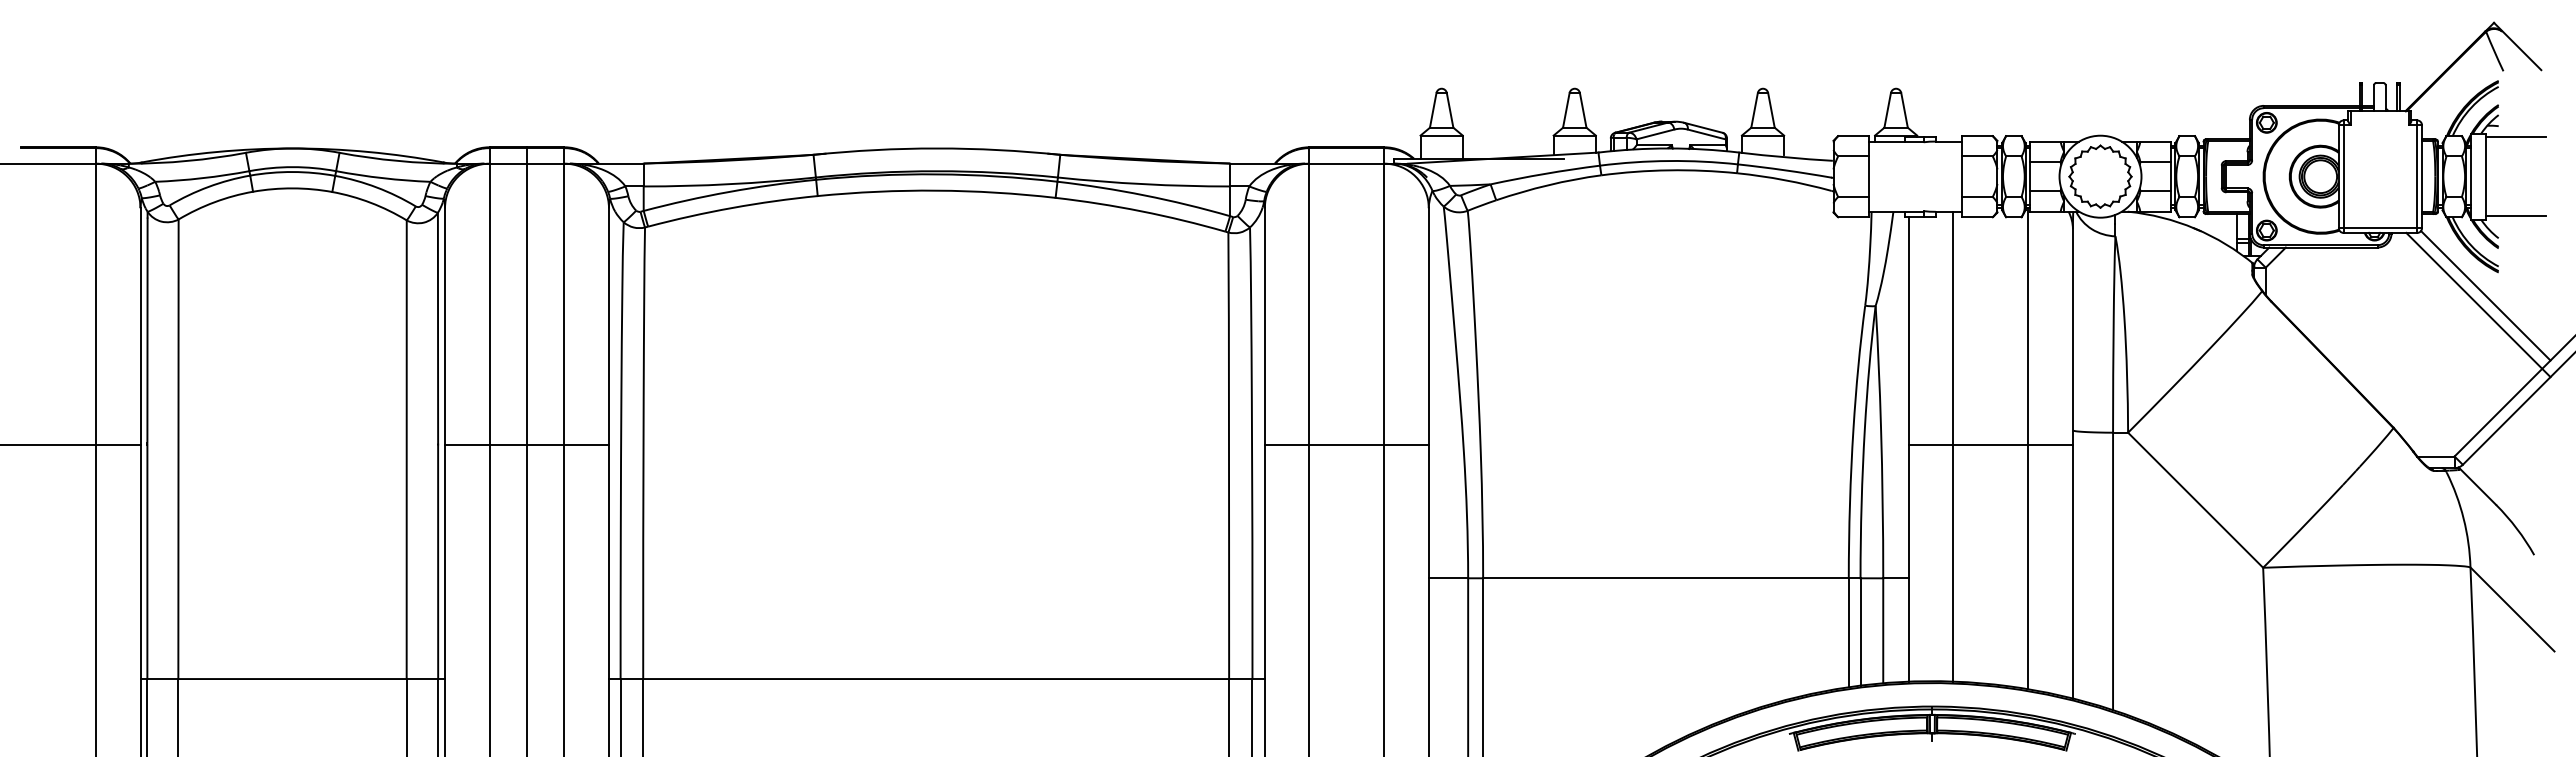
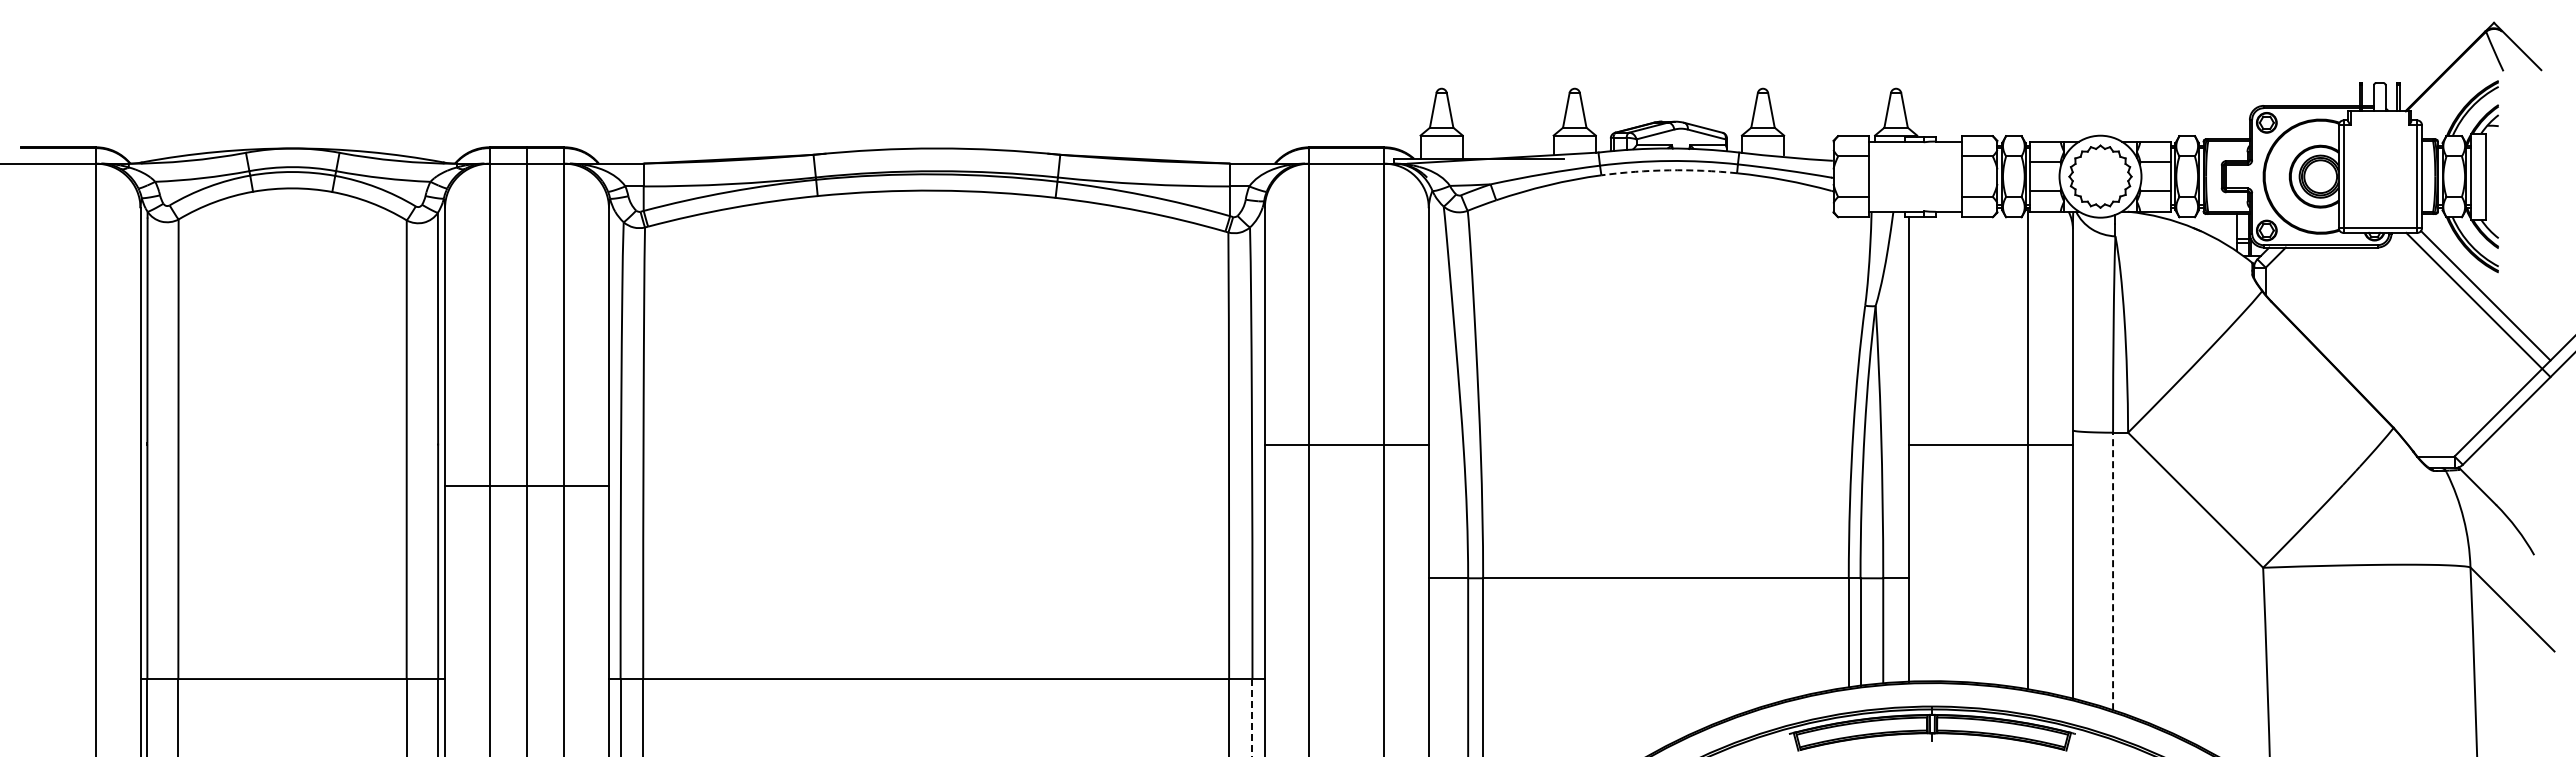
line: present -> none (2515, 137)
arc: solid -> dashed (1669, 170)
line: present -> none (2515, 215)
line: present -> none (71, 444)
line position: (526, 444) -> (526, 485) (526, 485)
line: present -> none (1953, 446)
line: solid -> dashed (2113, 571)
line: solid -> dashed (1252, 717)
